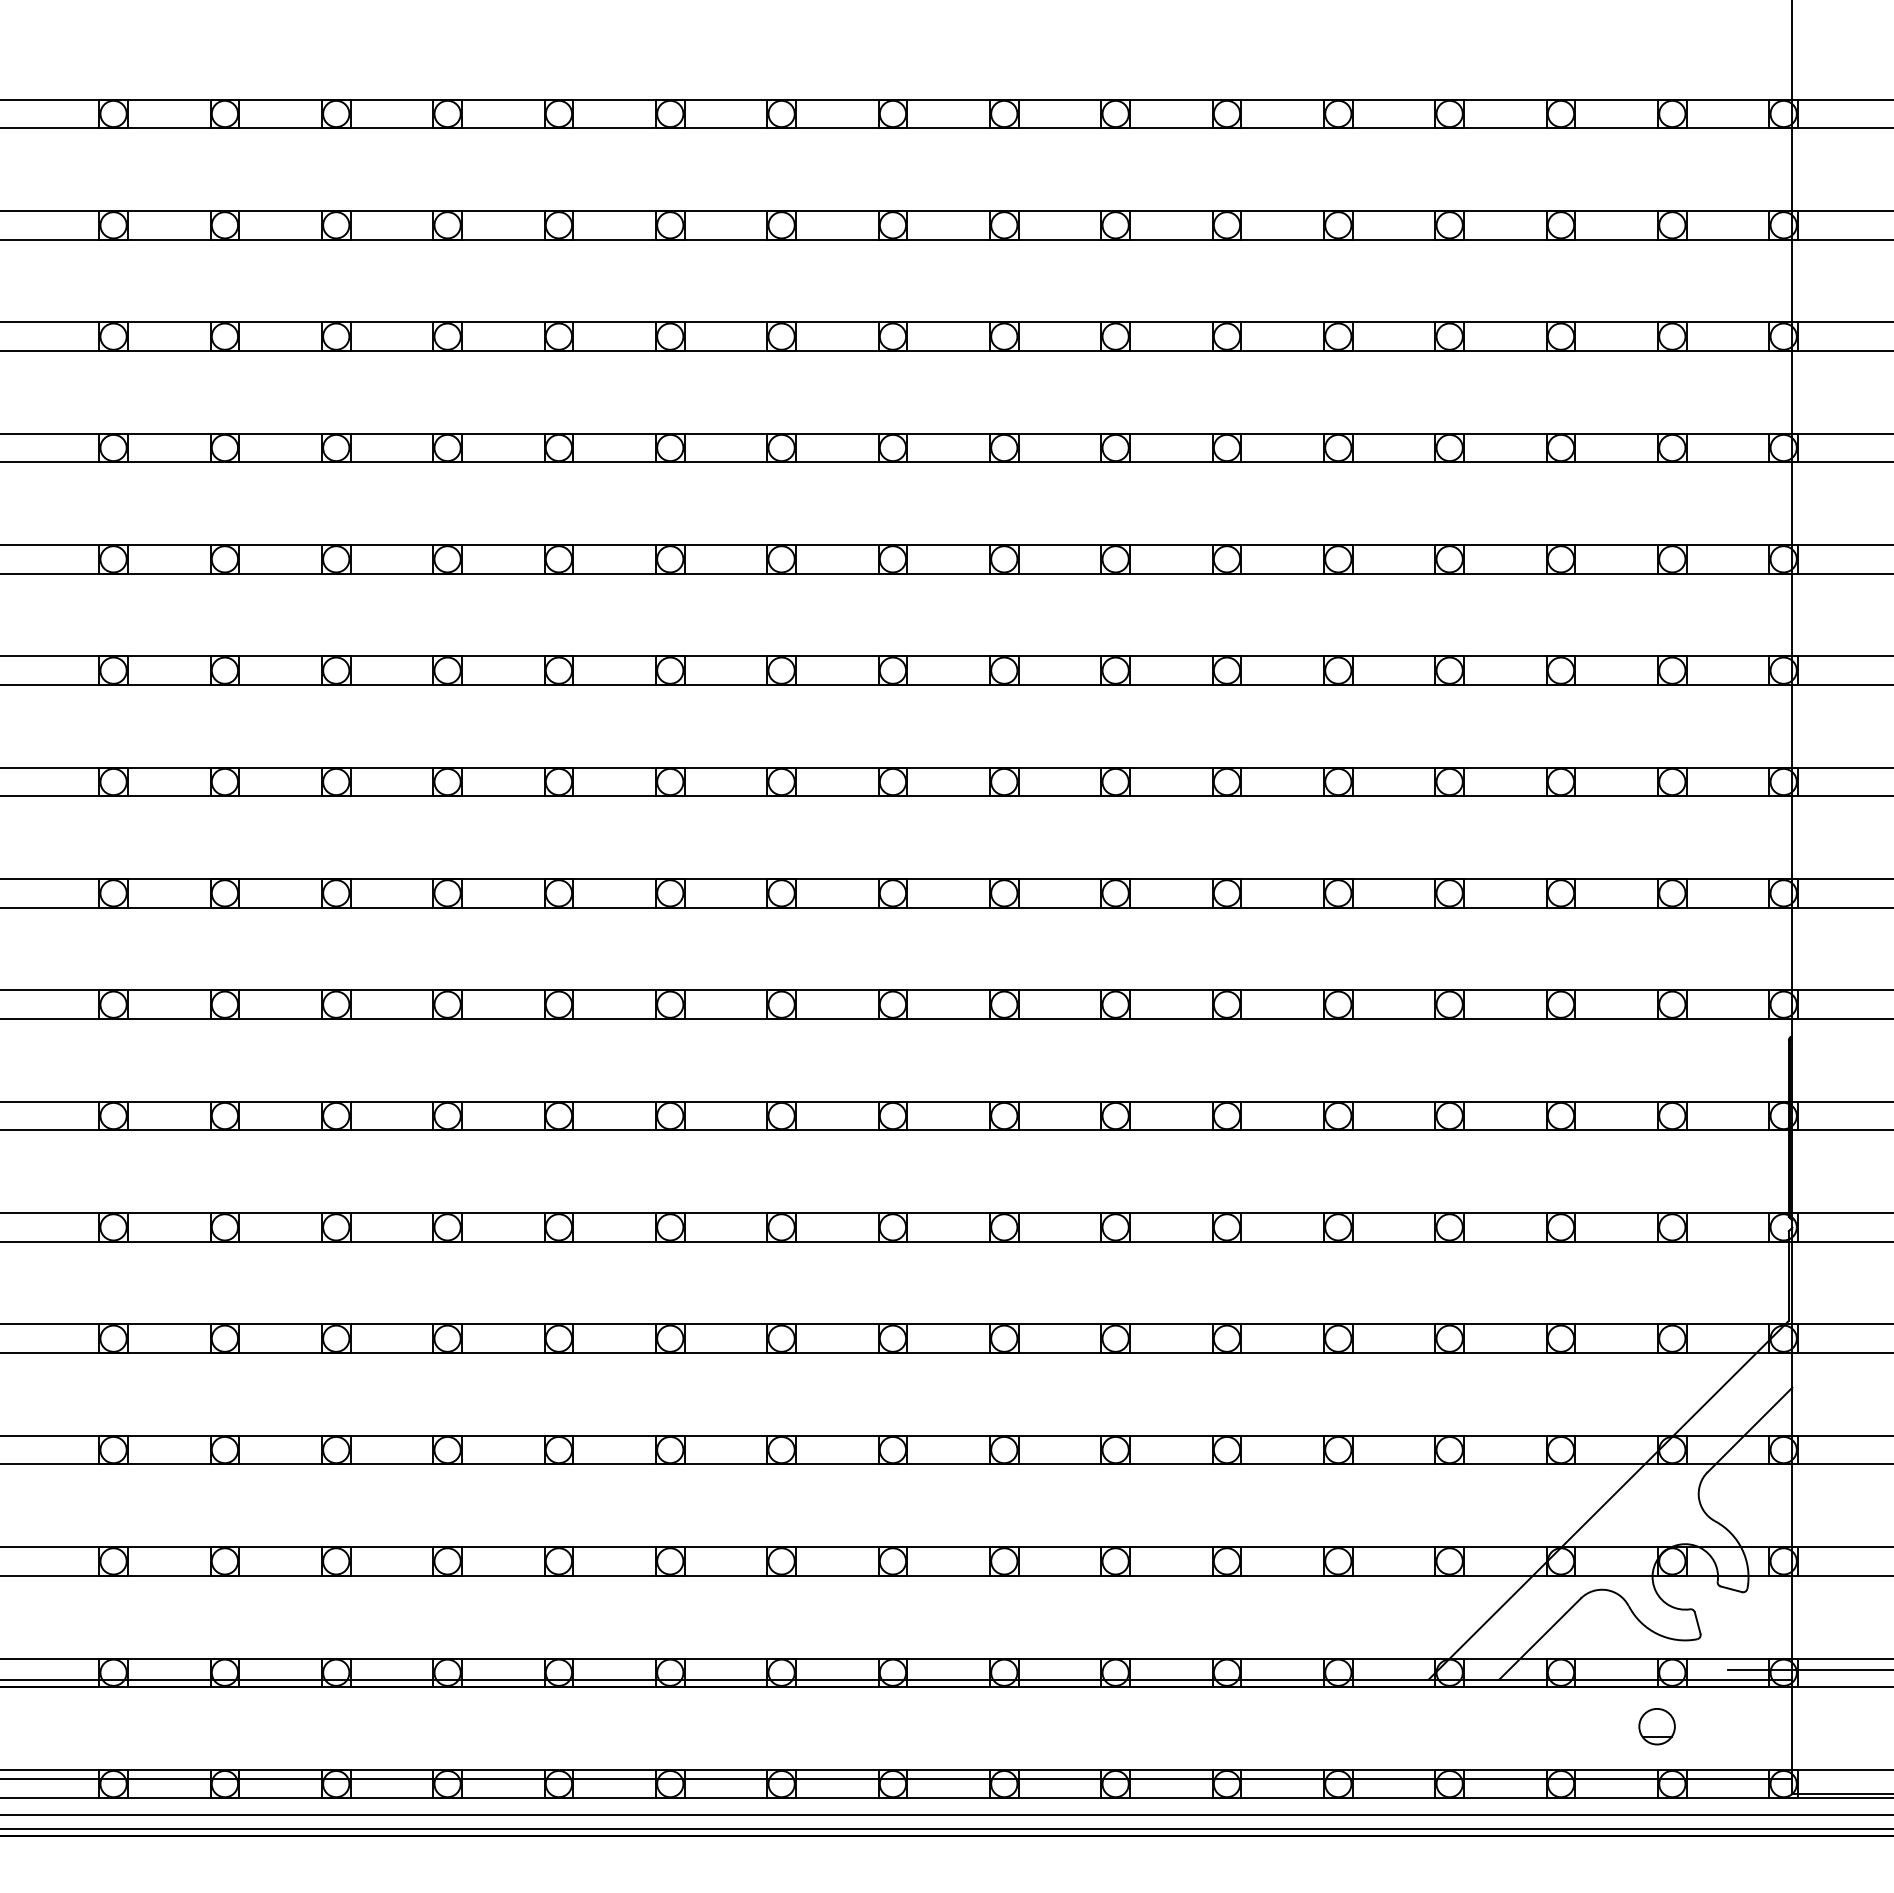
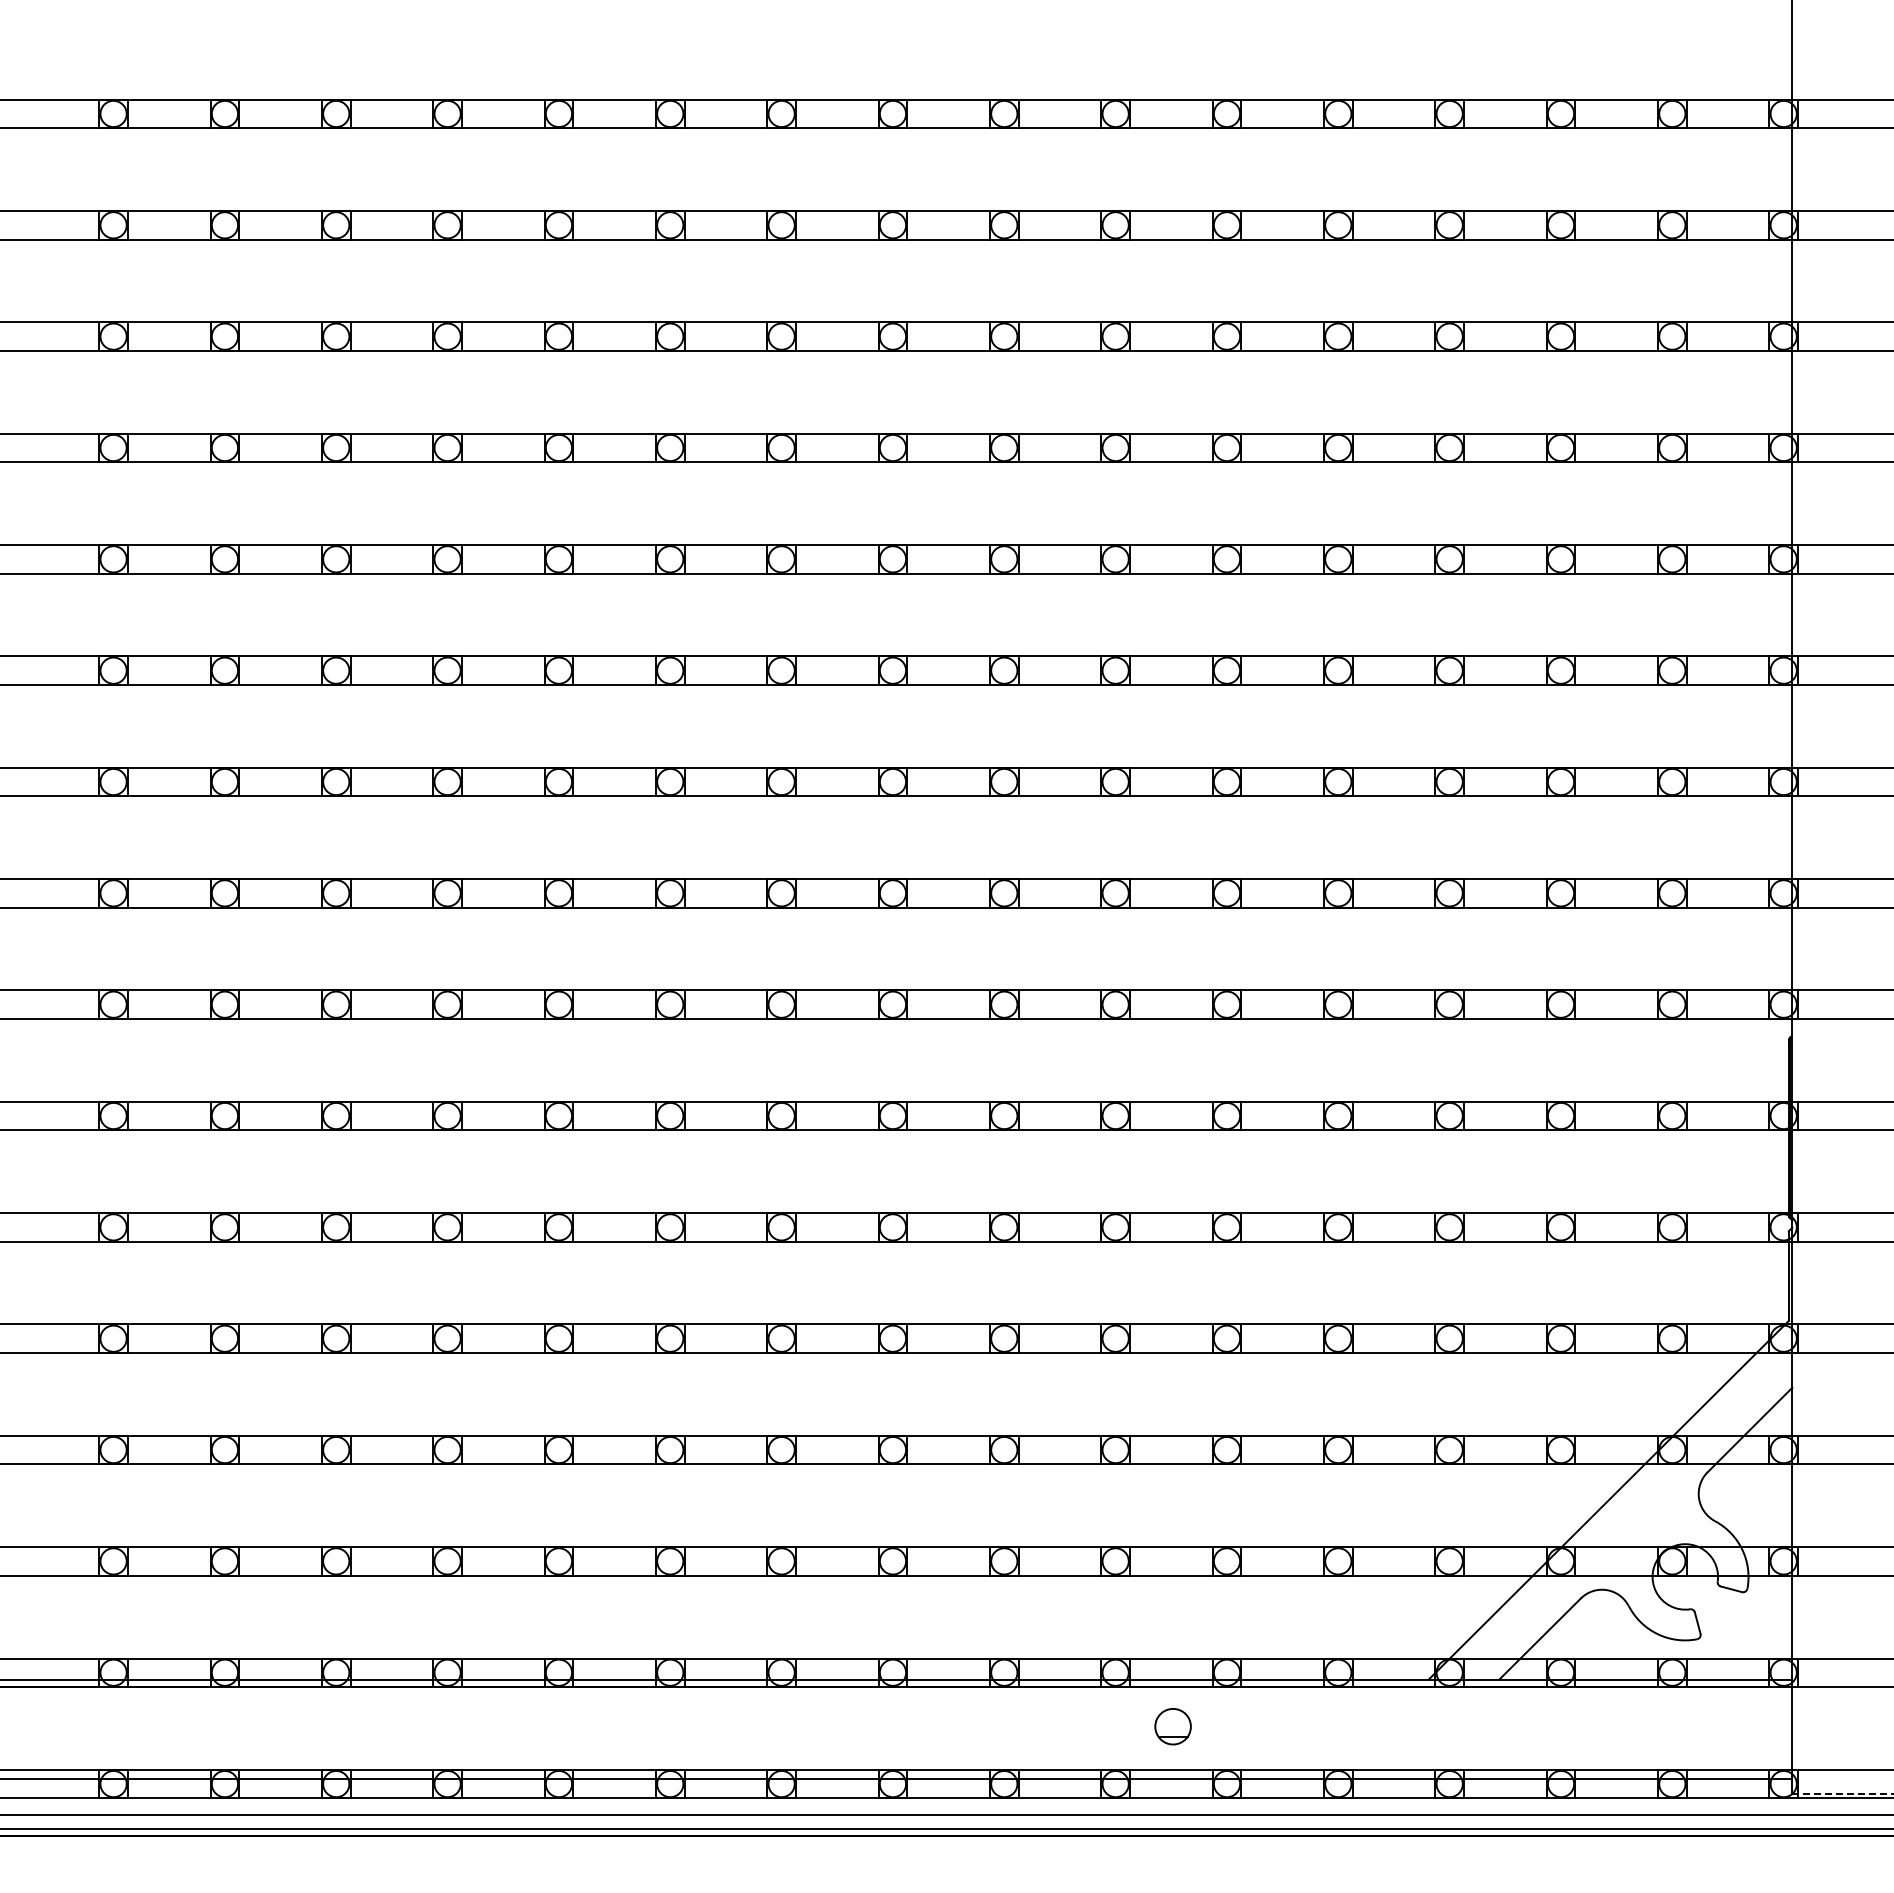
line: present -> none (1809, 1669)
part position: (1656, 1726) -> (1172, 1726) (1172, 1726)
line: solid -> dashed (1843, 1793)
